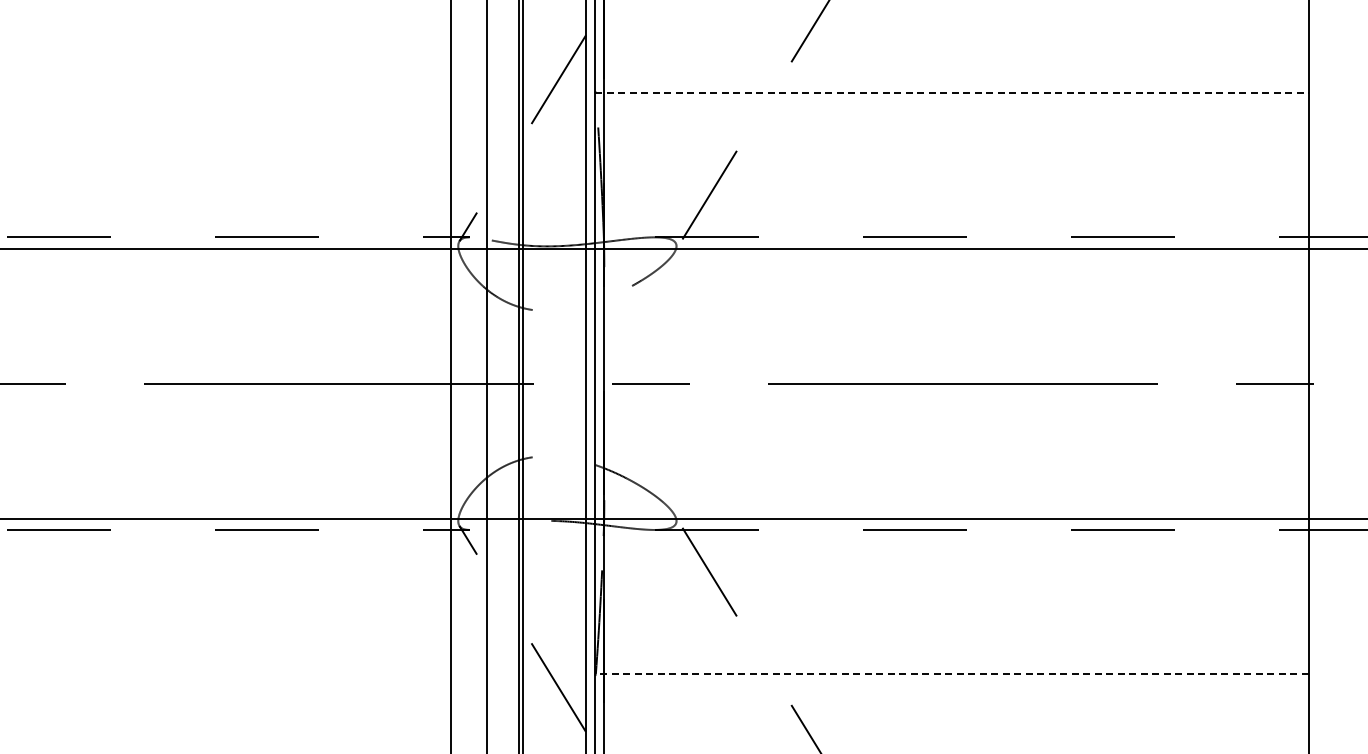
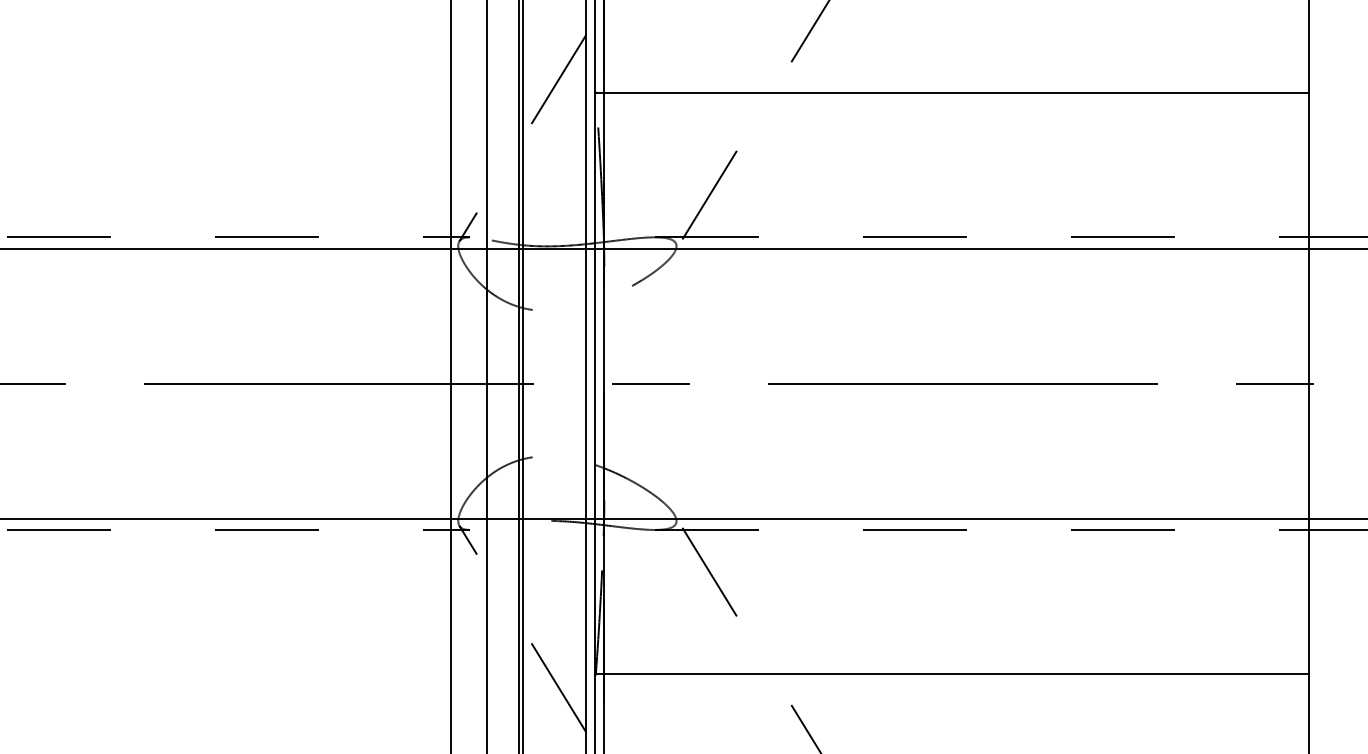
line: dashed -> solid (952, 93)
line: dashed -> solid (952, 674)
